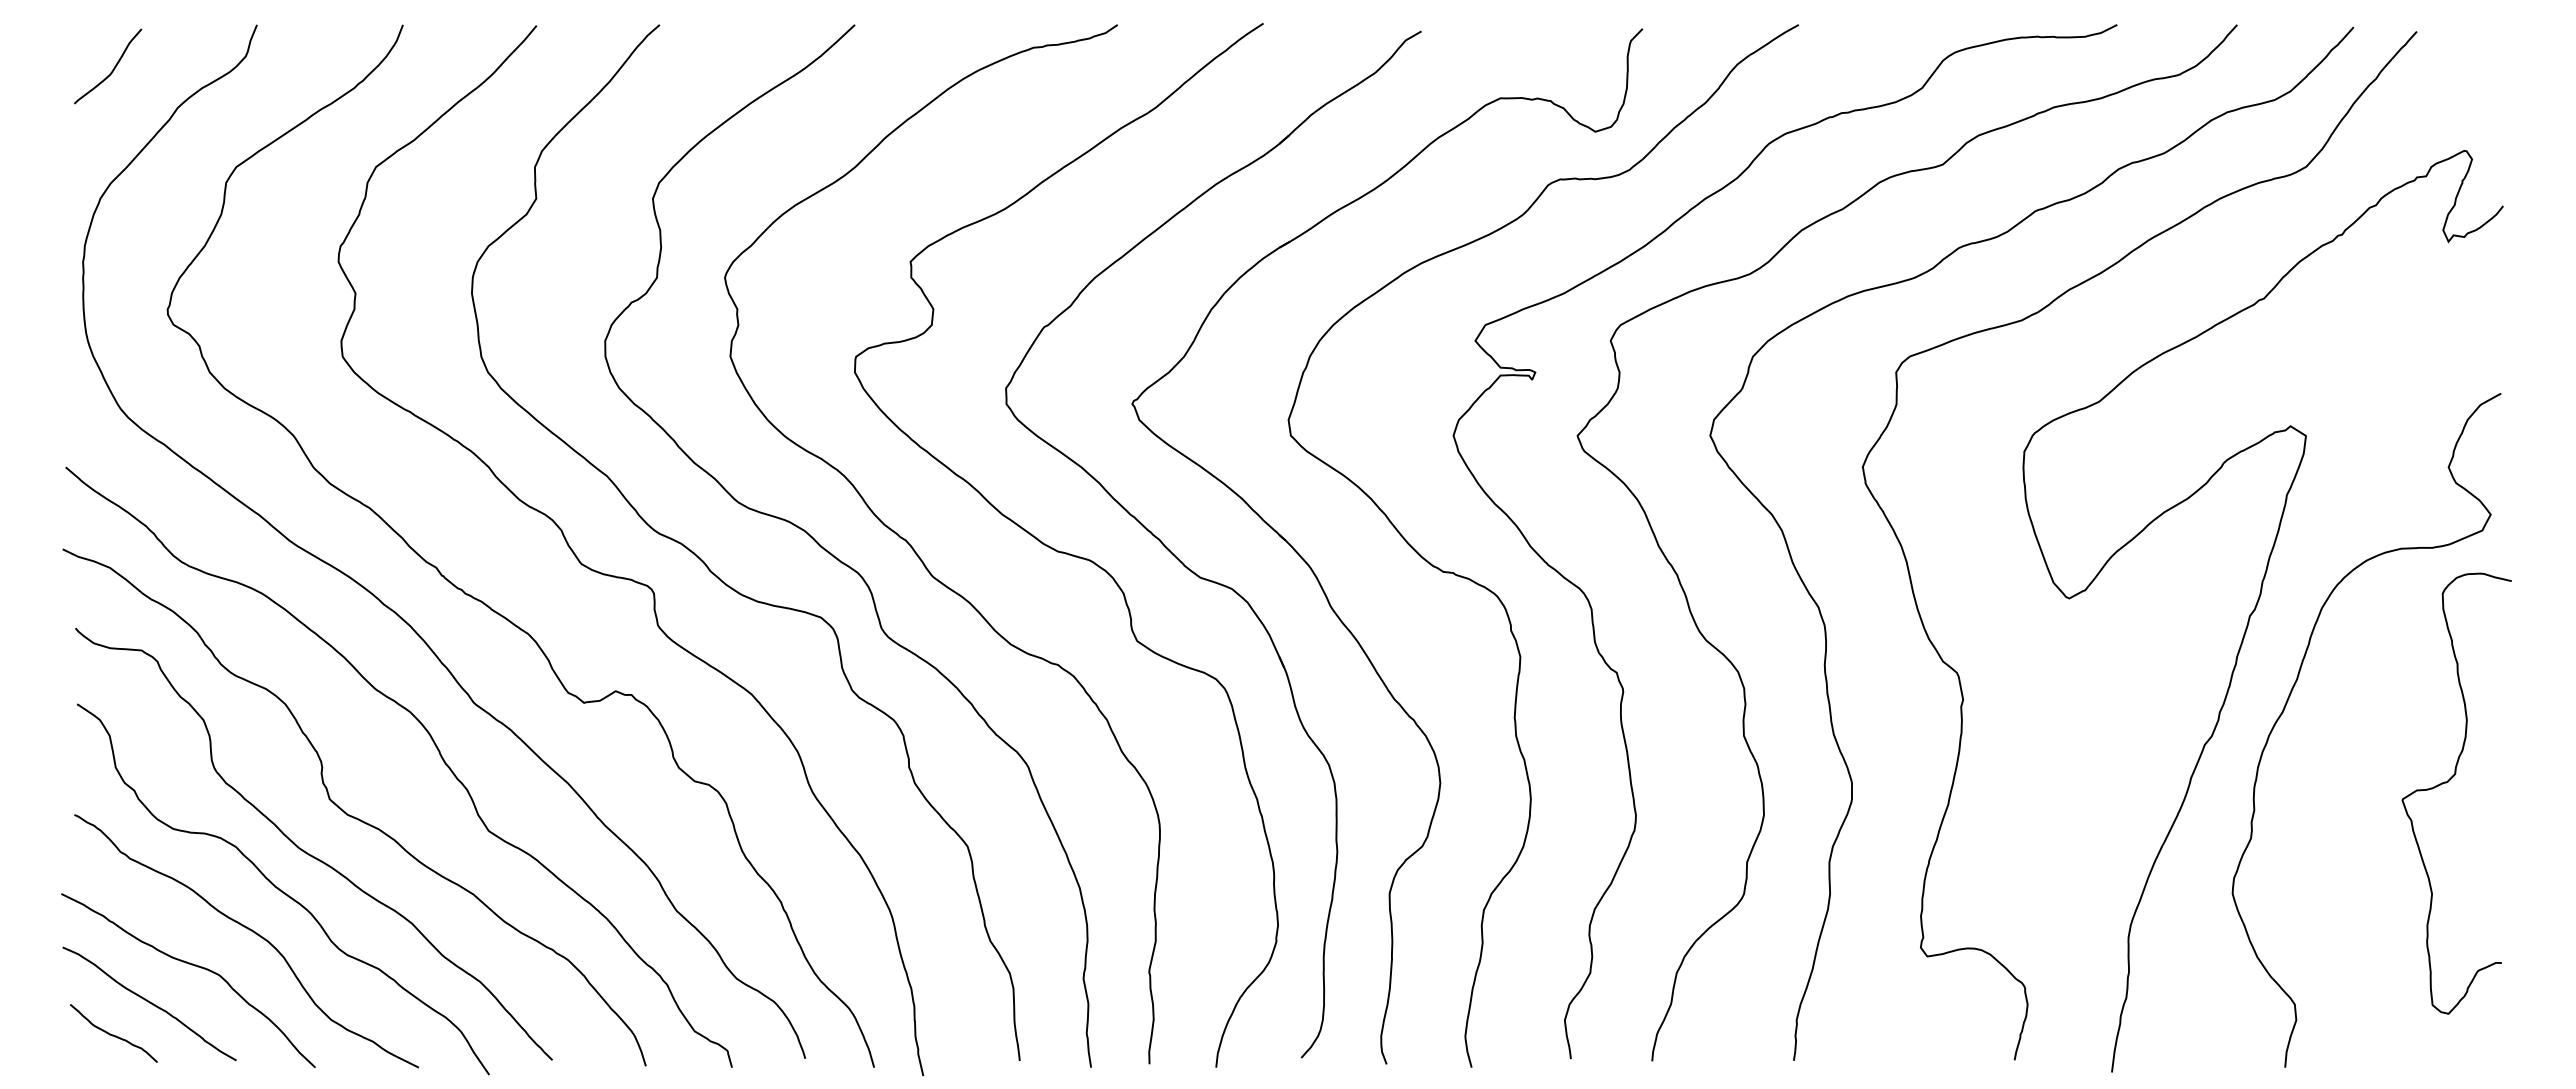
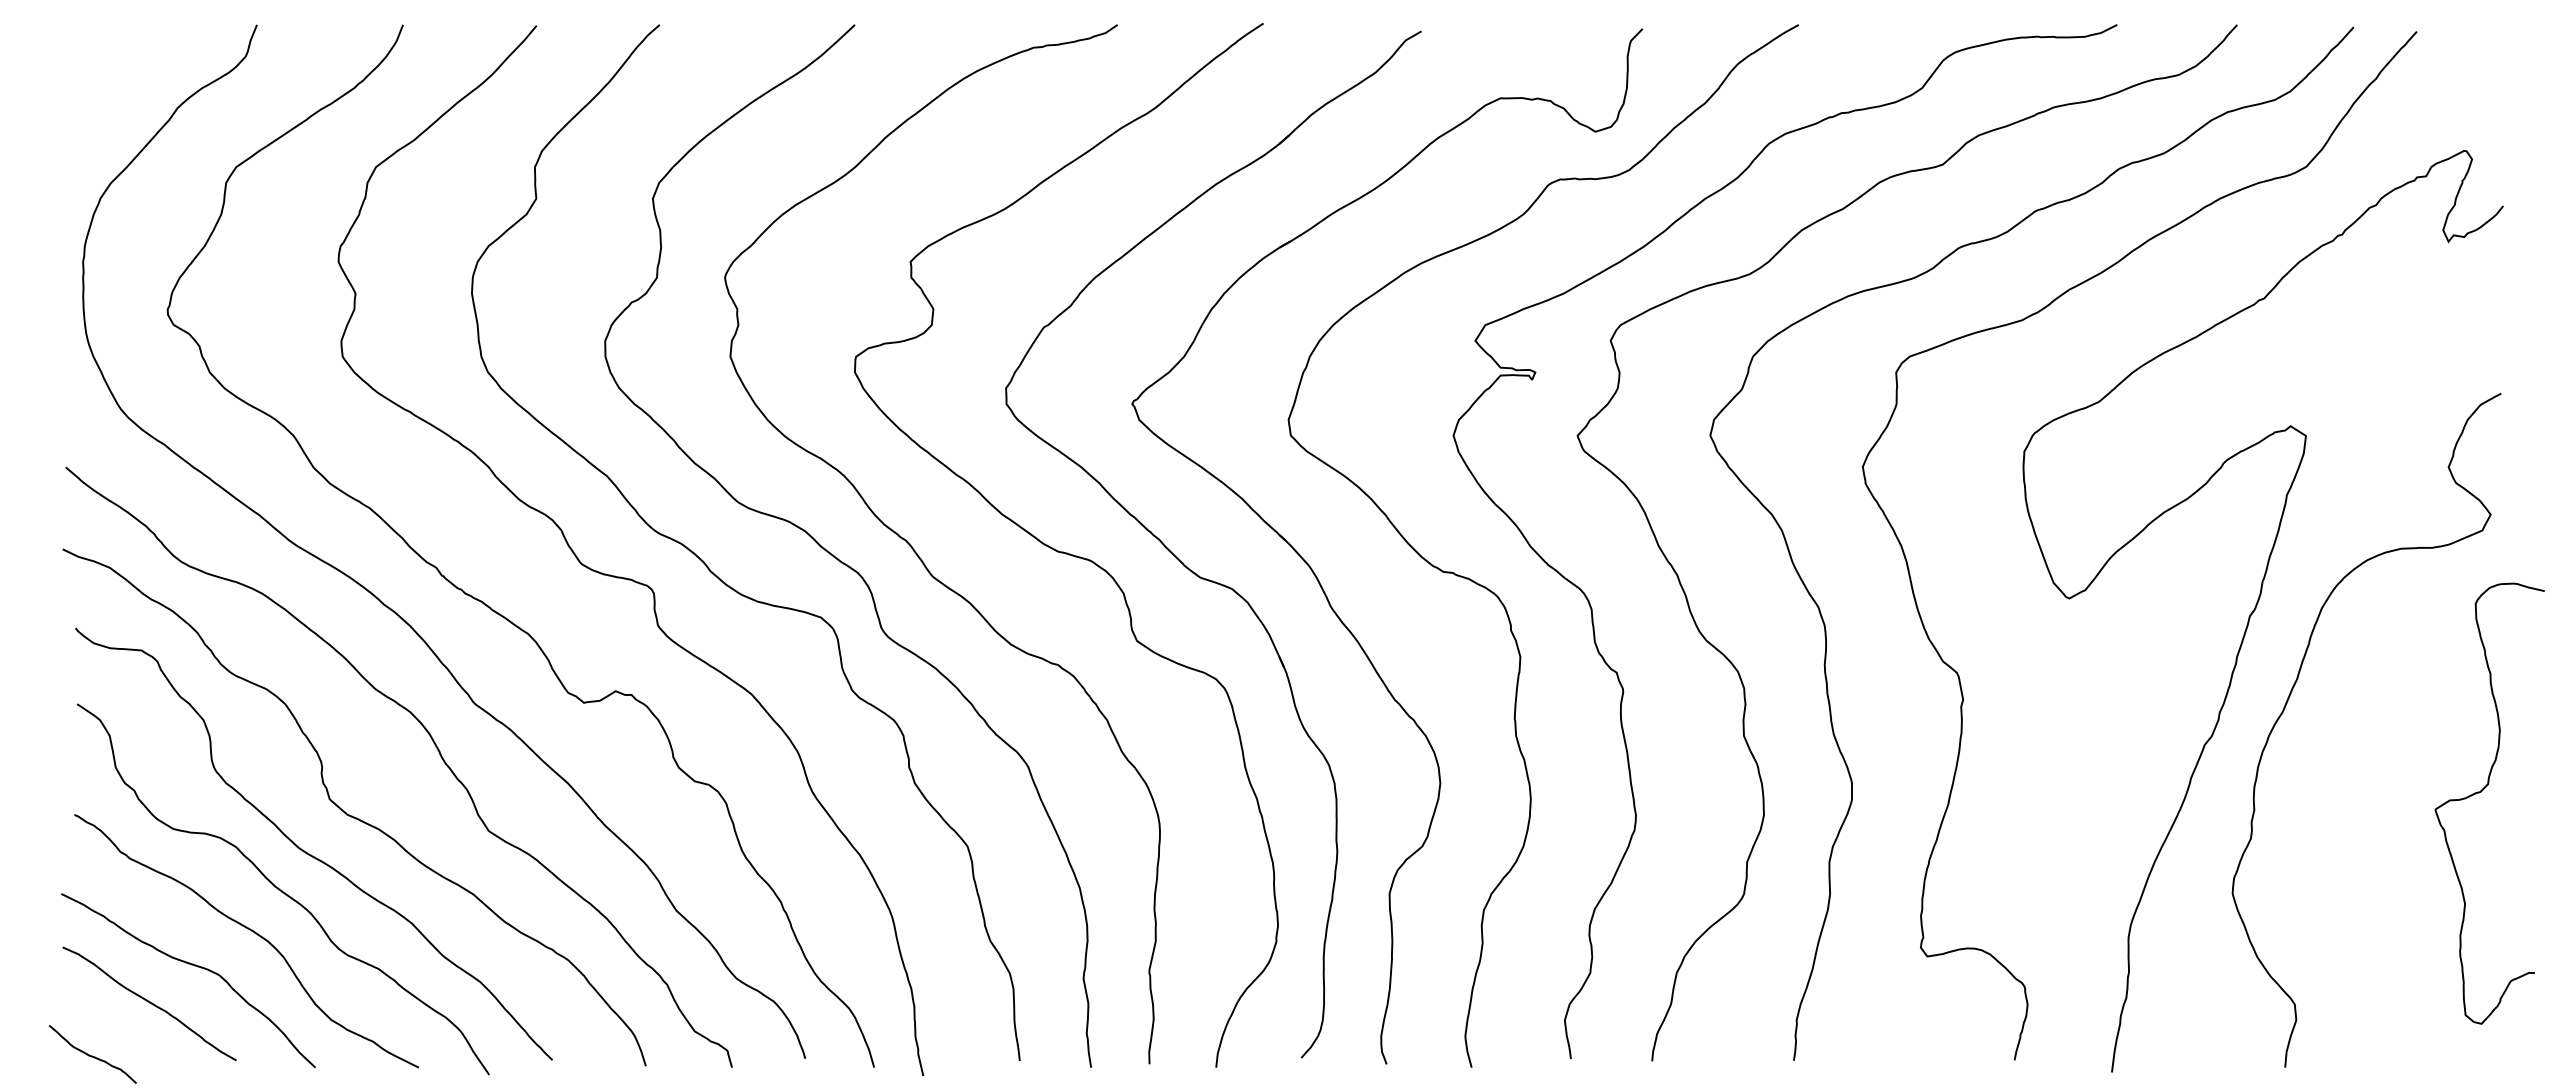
curve: present -> none (112, 69)
curve position: (2448, 782) -> (2481, 792) (2481, 792)
curve position: (113, 1034) -> (92, 1055) (92, 1055)
